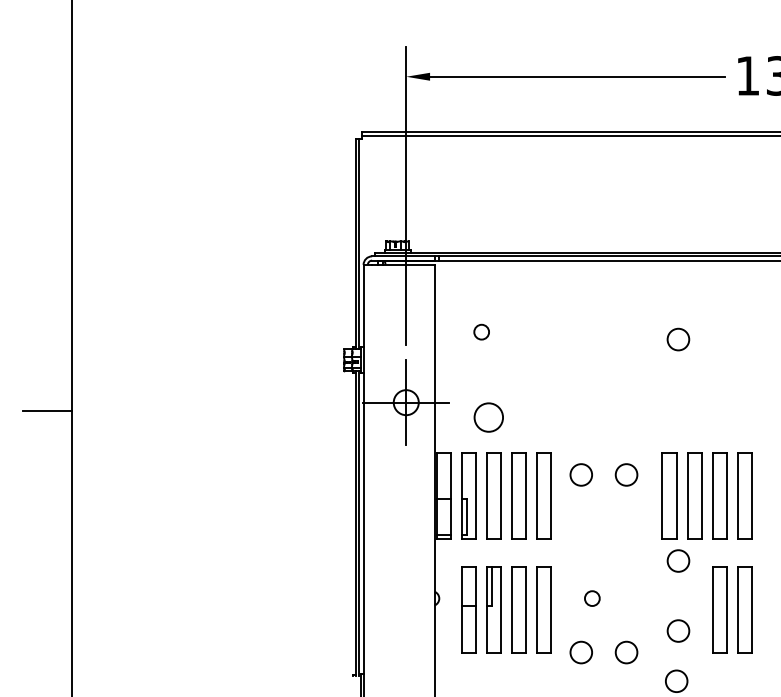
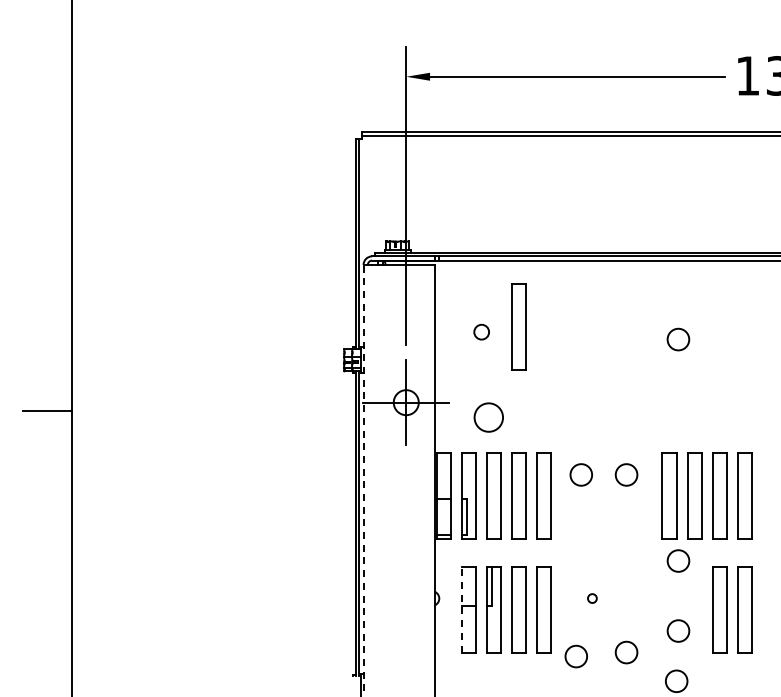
part: none -> present (518, 326)
line: solid -> dashed (363, 480)
circle size: 17x17 px -> 11x11 px (592, 598)
line: solid -> dashed (462, 609)
circle position: (580, 652) -> (575, 656) (575, 656)
